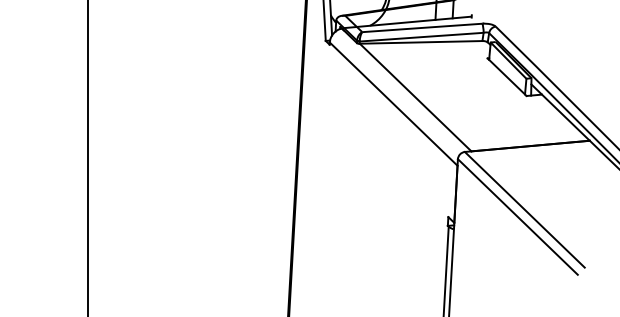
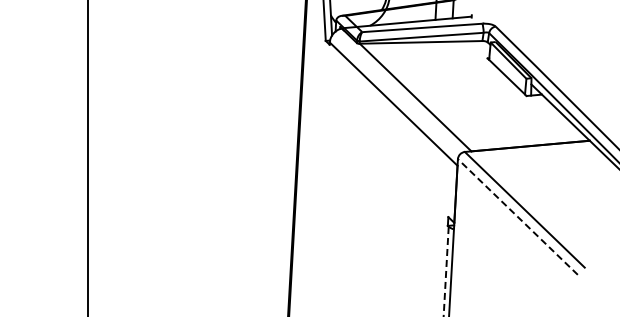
line: solid -> dashed (517, 216)
line: solid -> dashed (446, 271)
